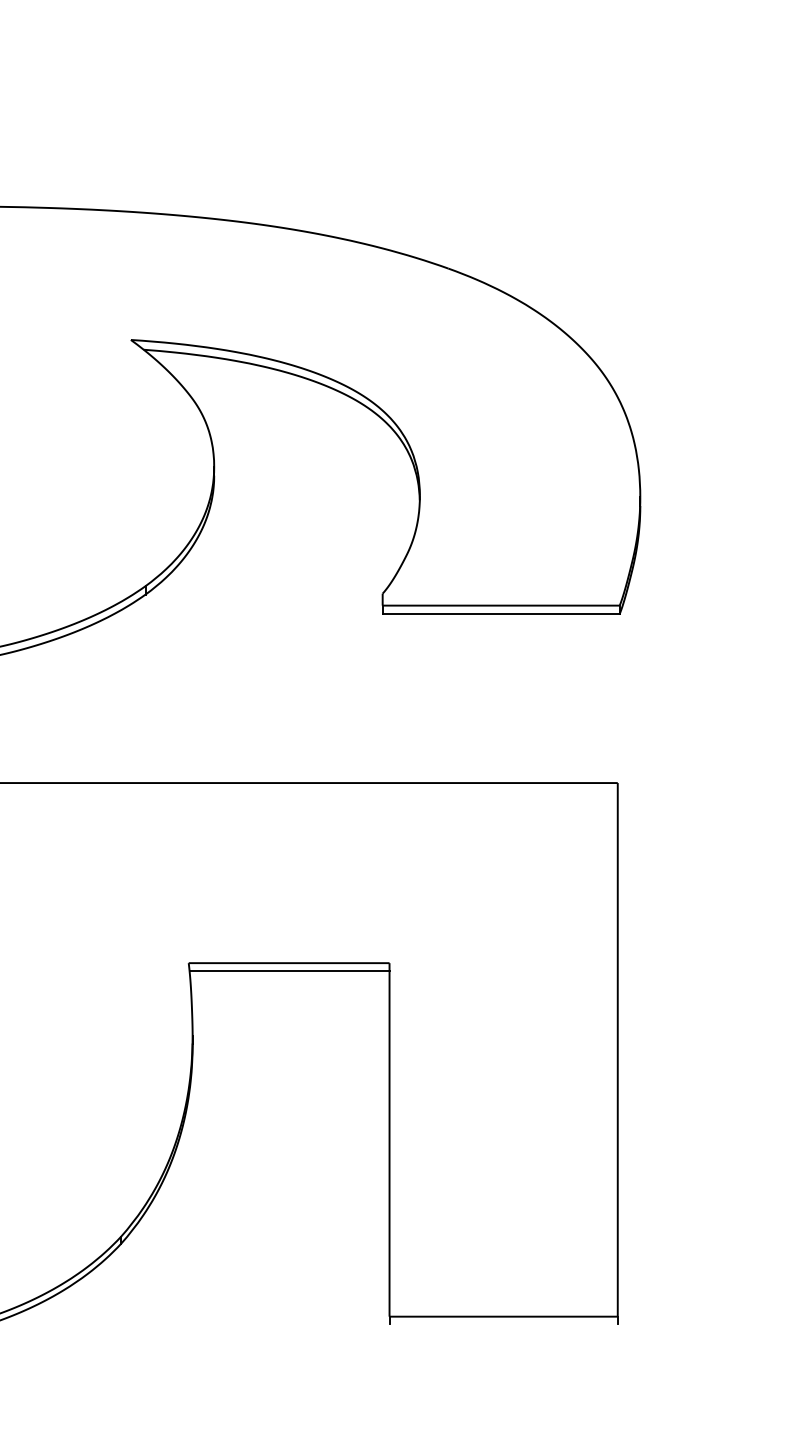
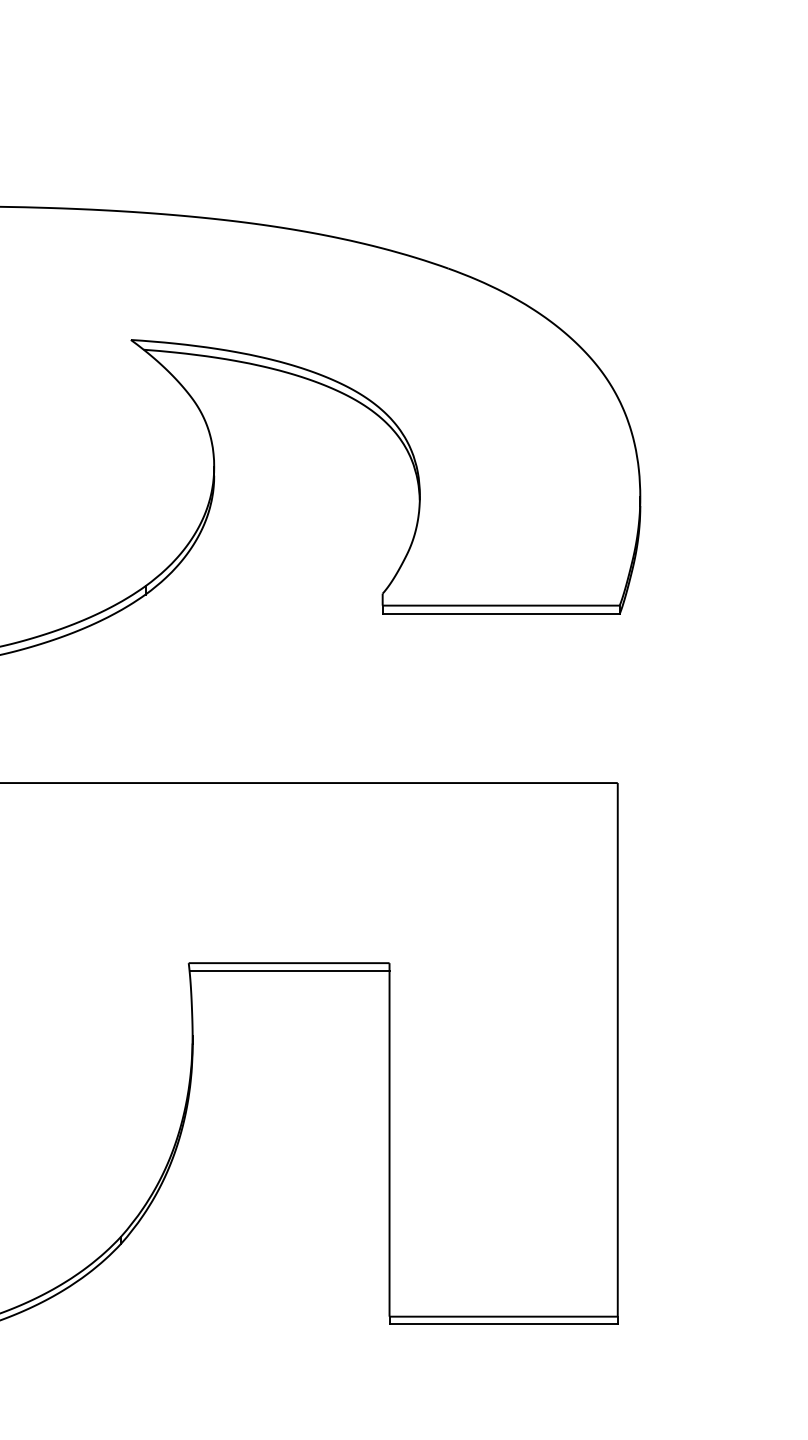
line: none -> present (503, 1323)
